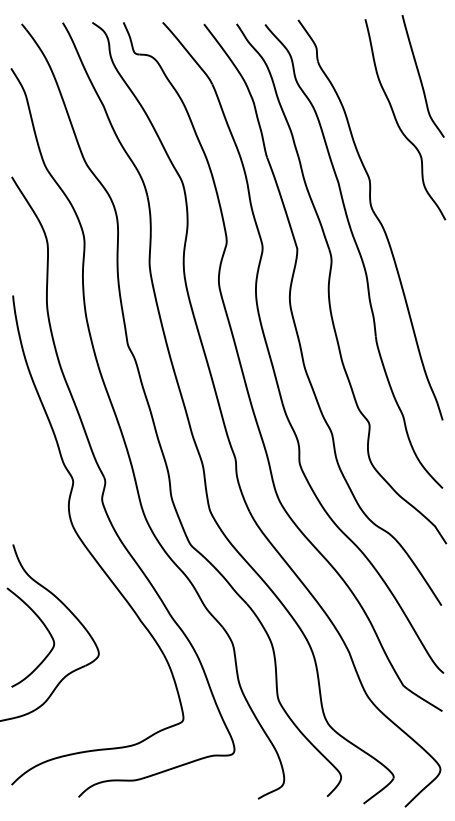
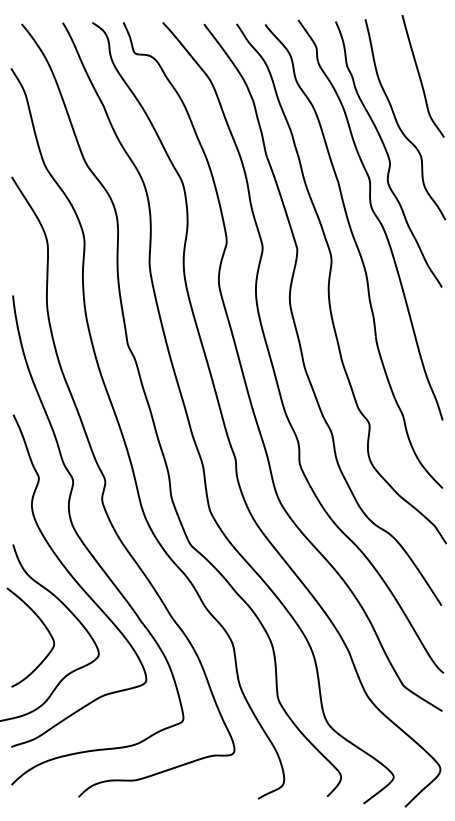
part: none -> present (388, 154)
part: none -> present (79, 580)
